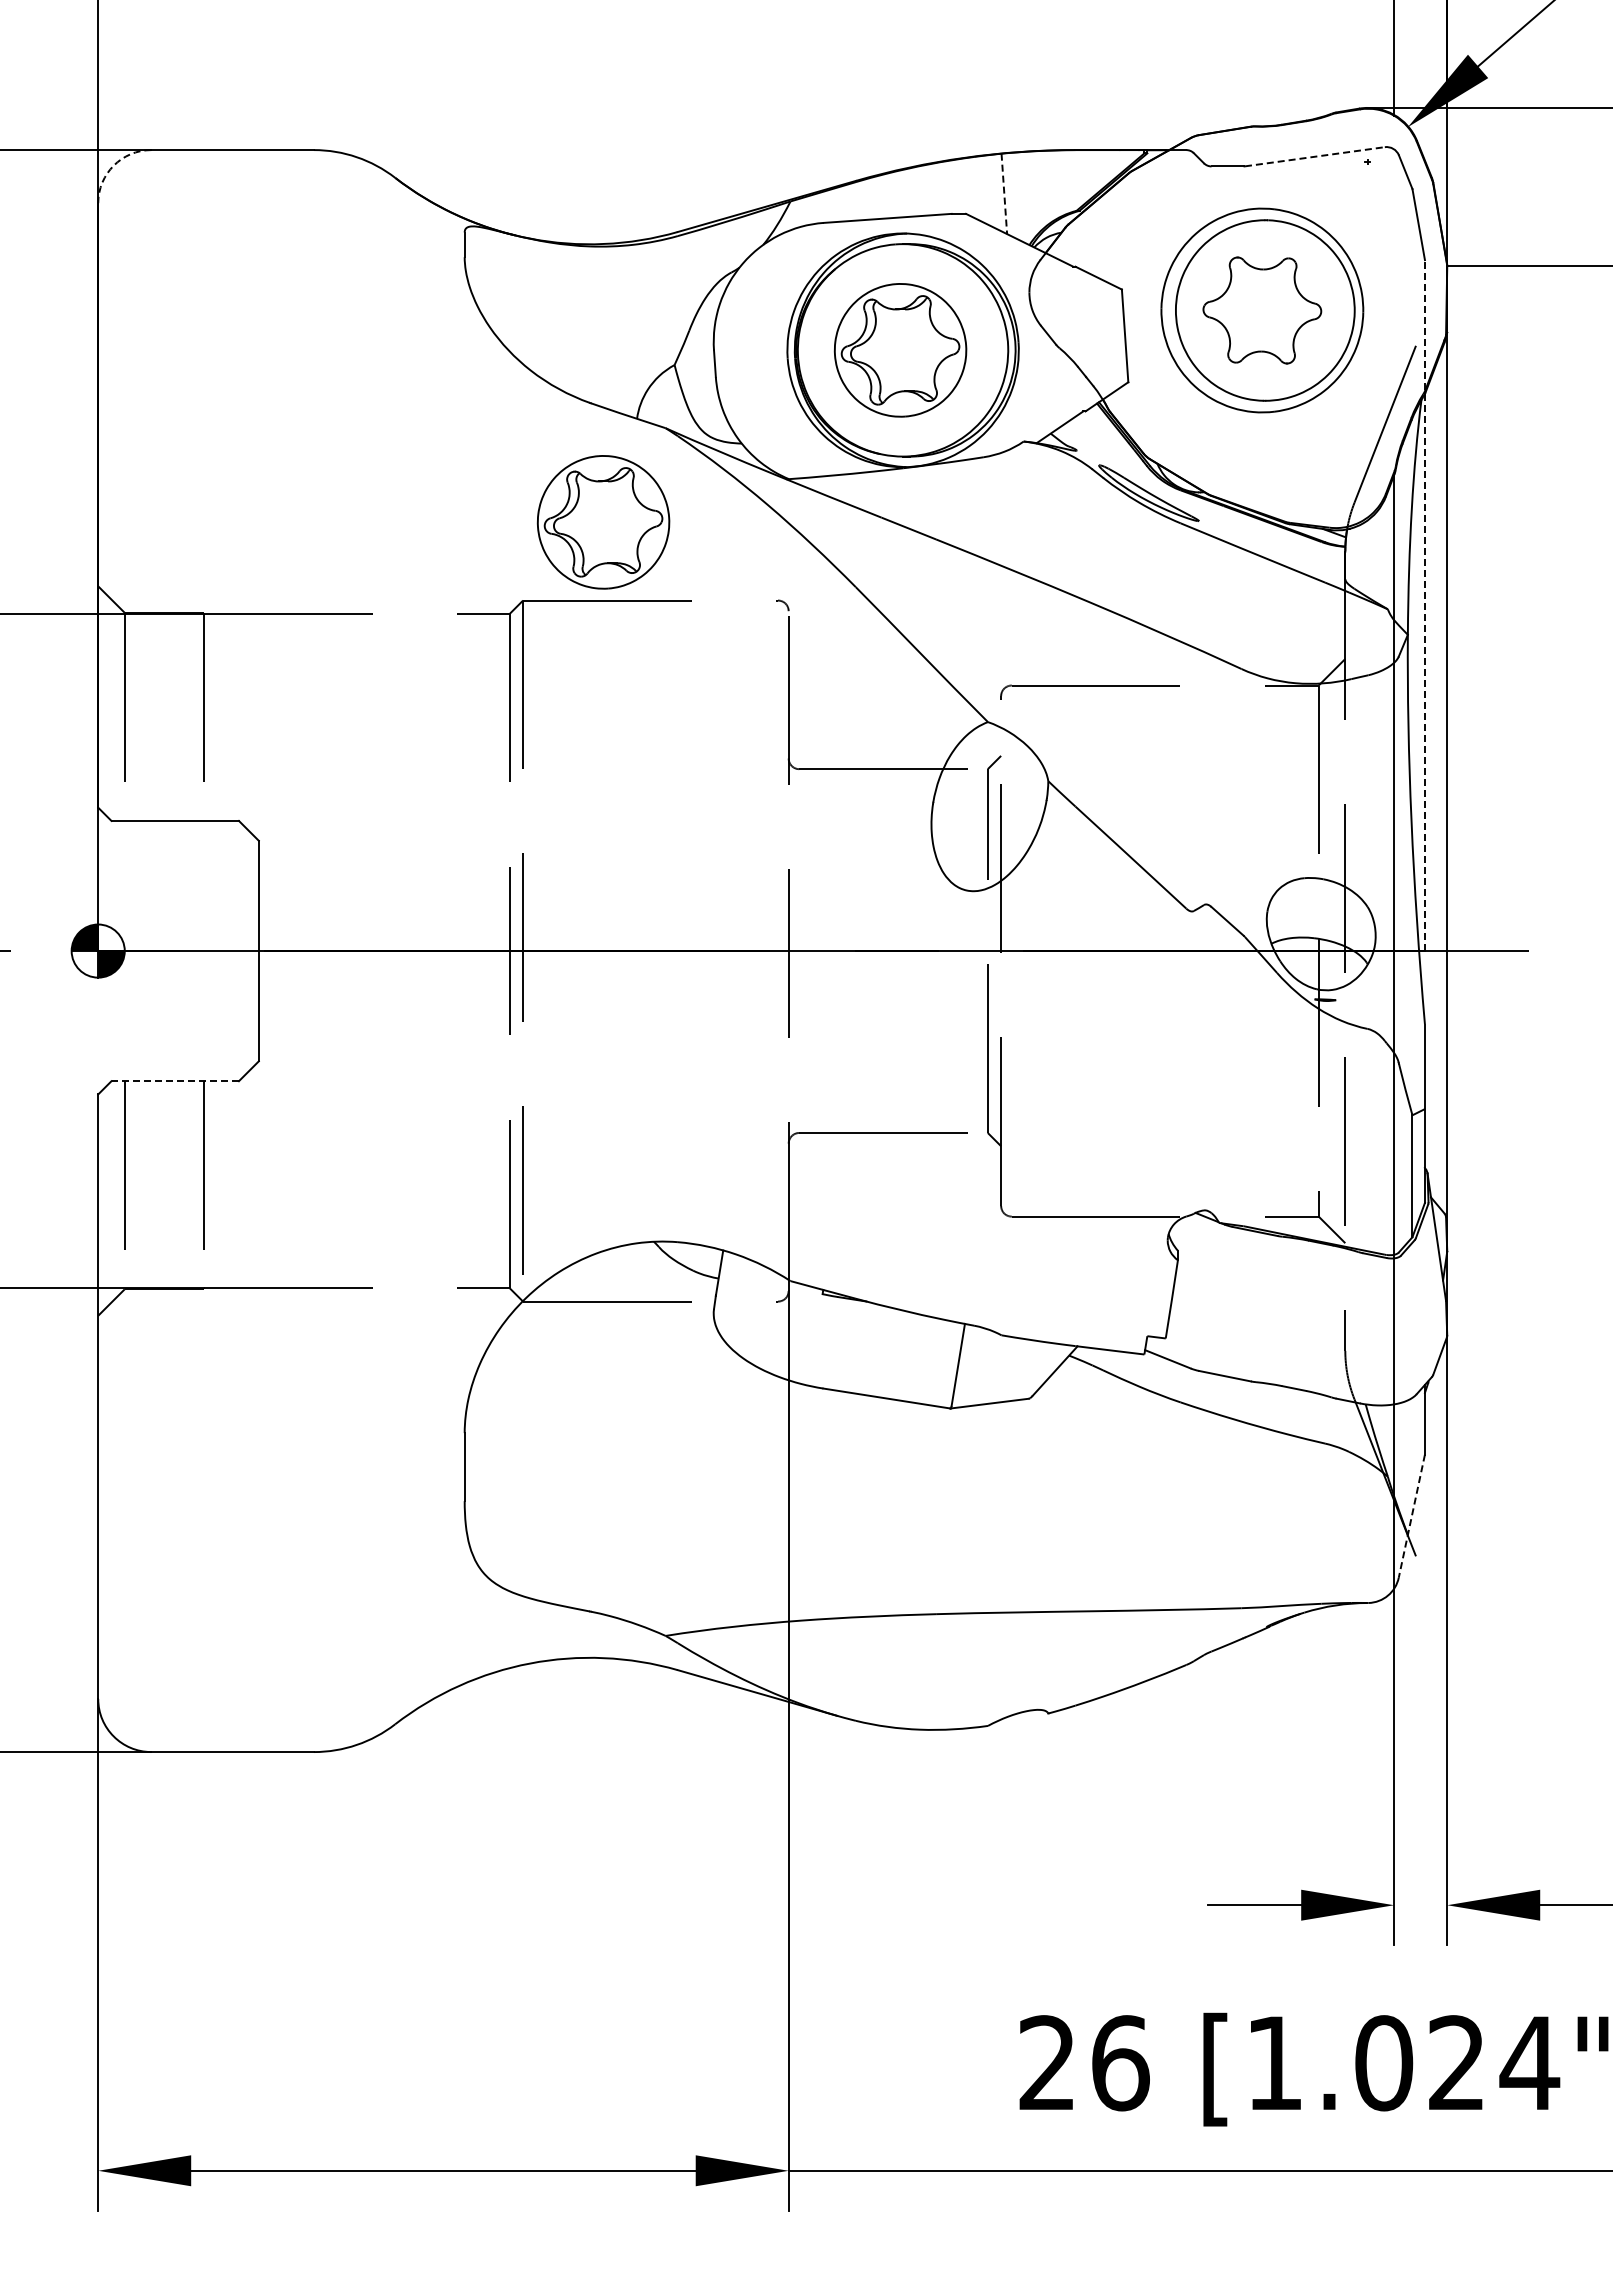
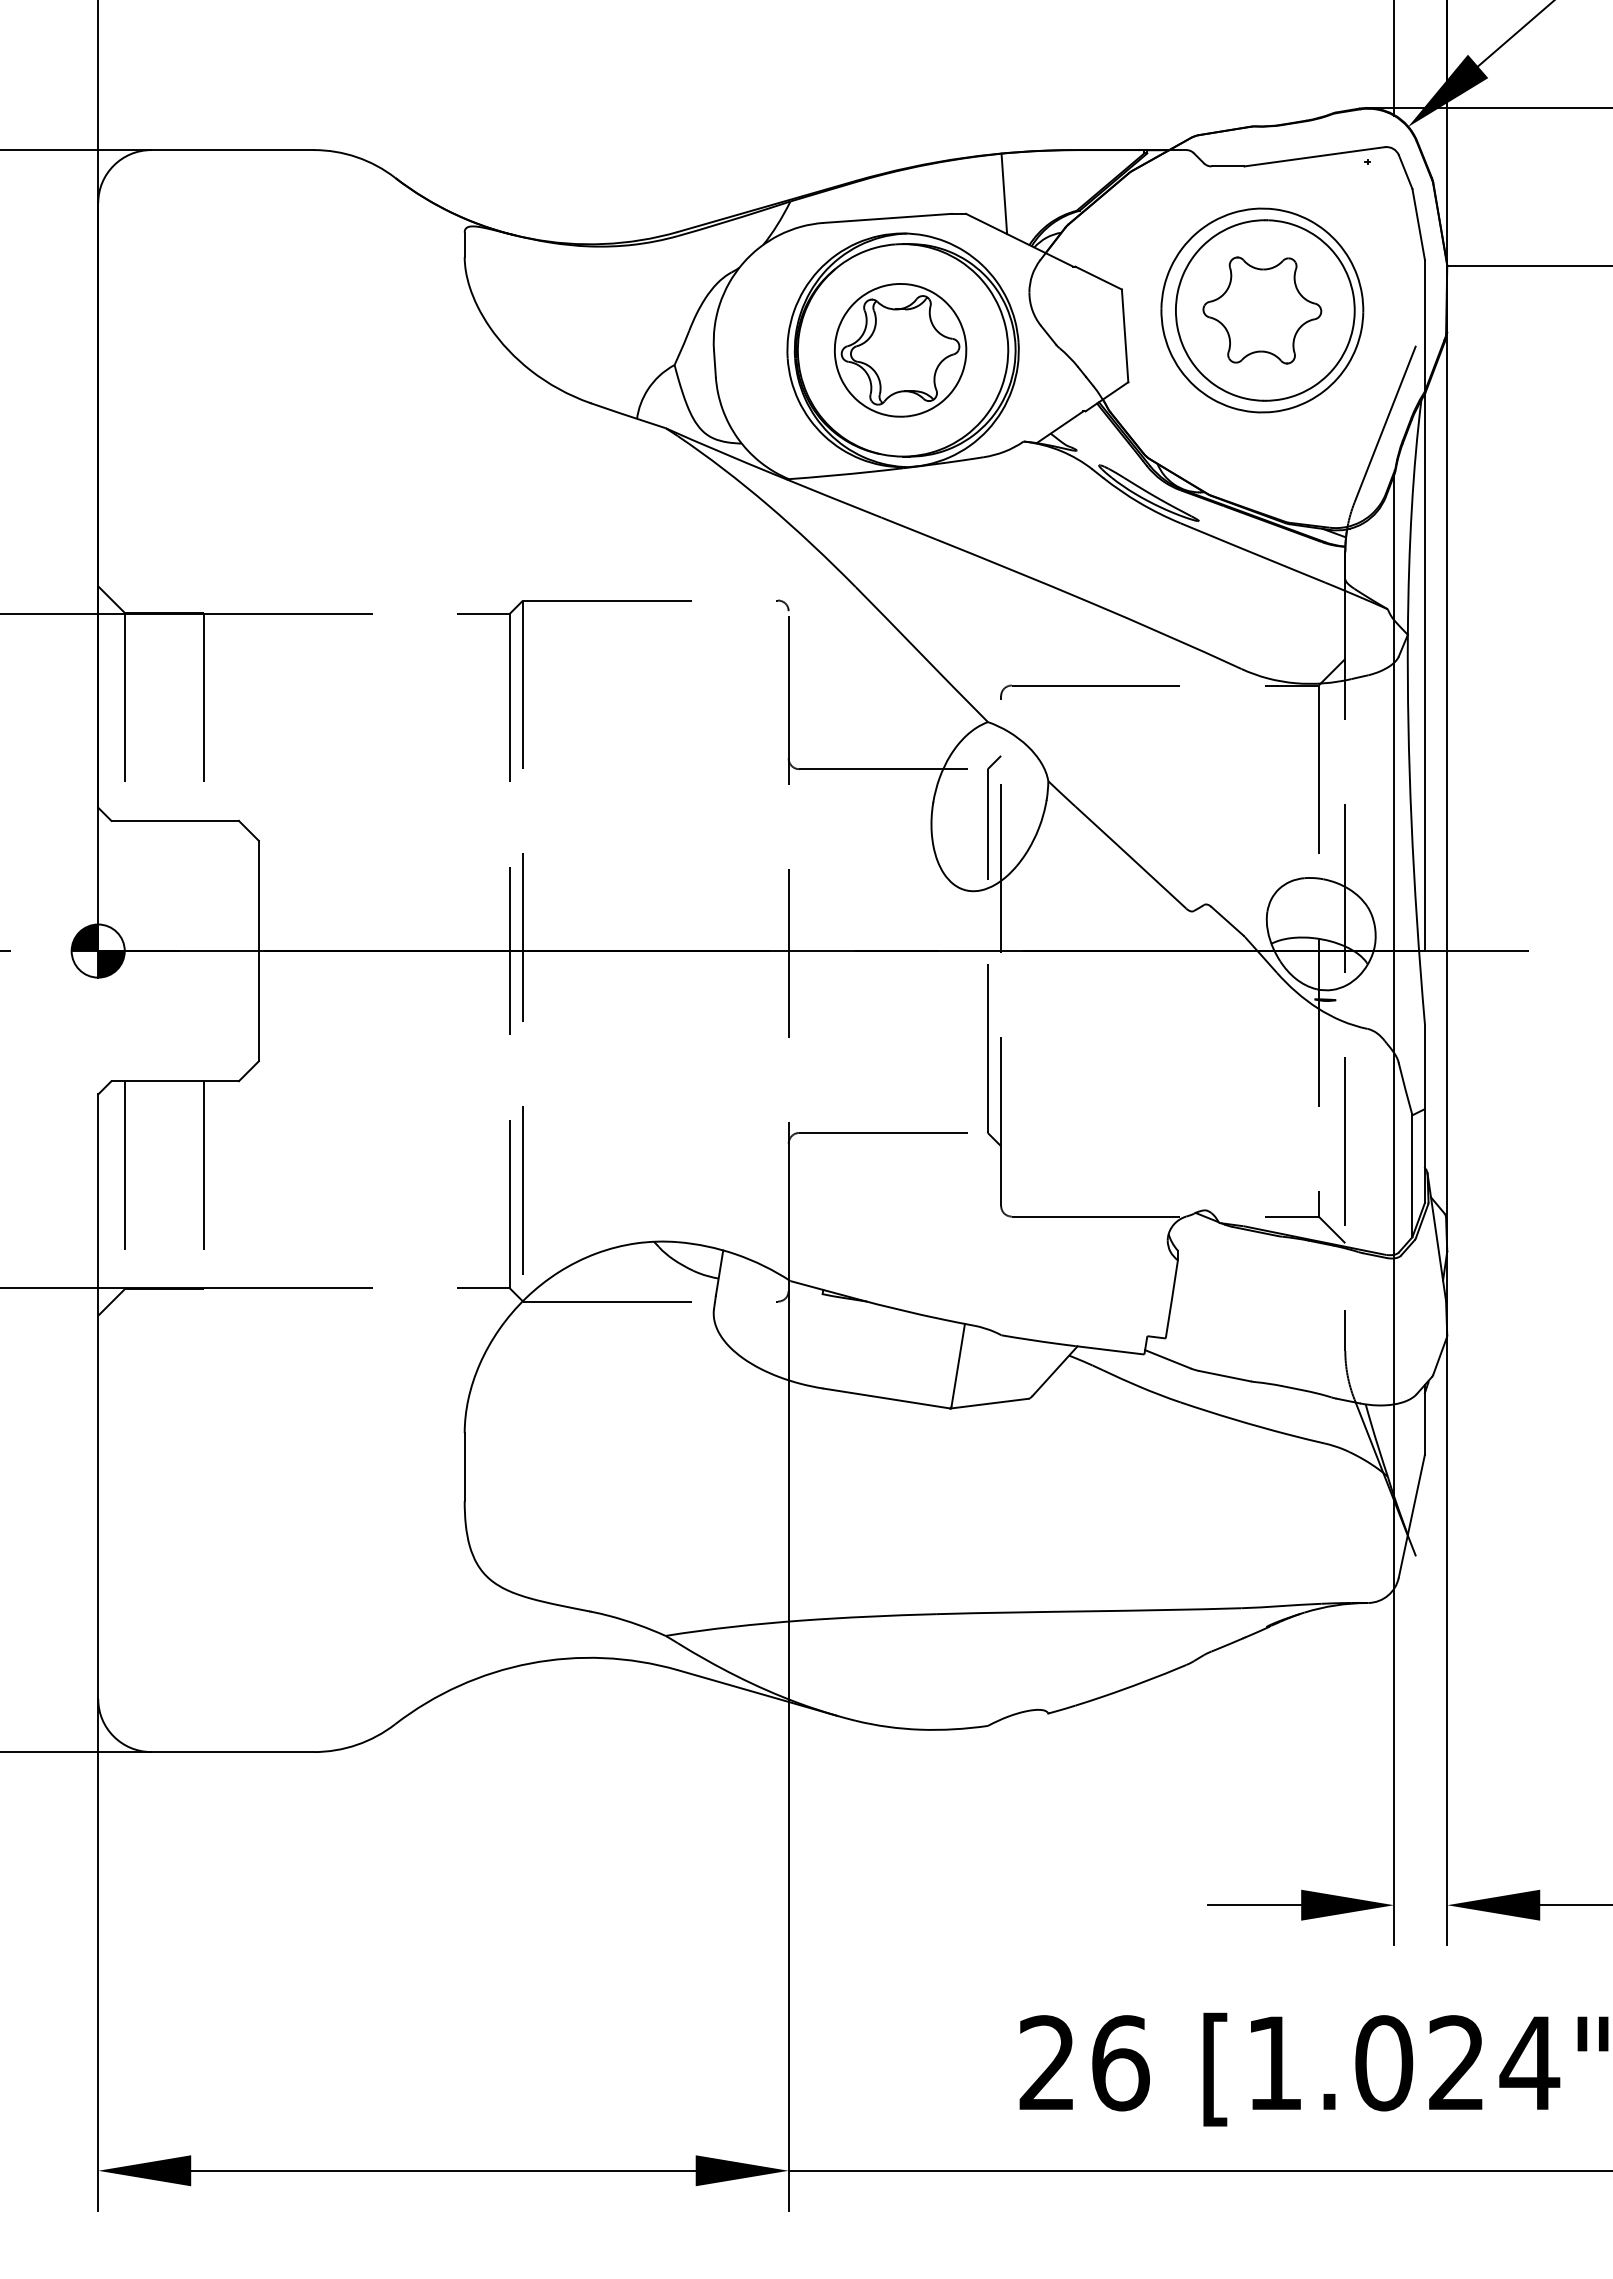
line: dashed -> solid (1314, 156)
arc: dashed -> solid (113, 165)
line: dashed -> solid (1004, 194)
part: present -> none (603, 522)
line: dashed -> solid (1424, 605)
line: dashed -> solid (175, 1081)
line: dashed -> solid (1411, 1516)
